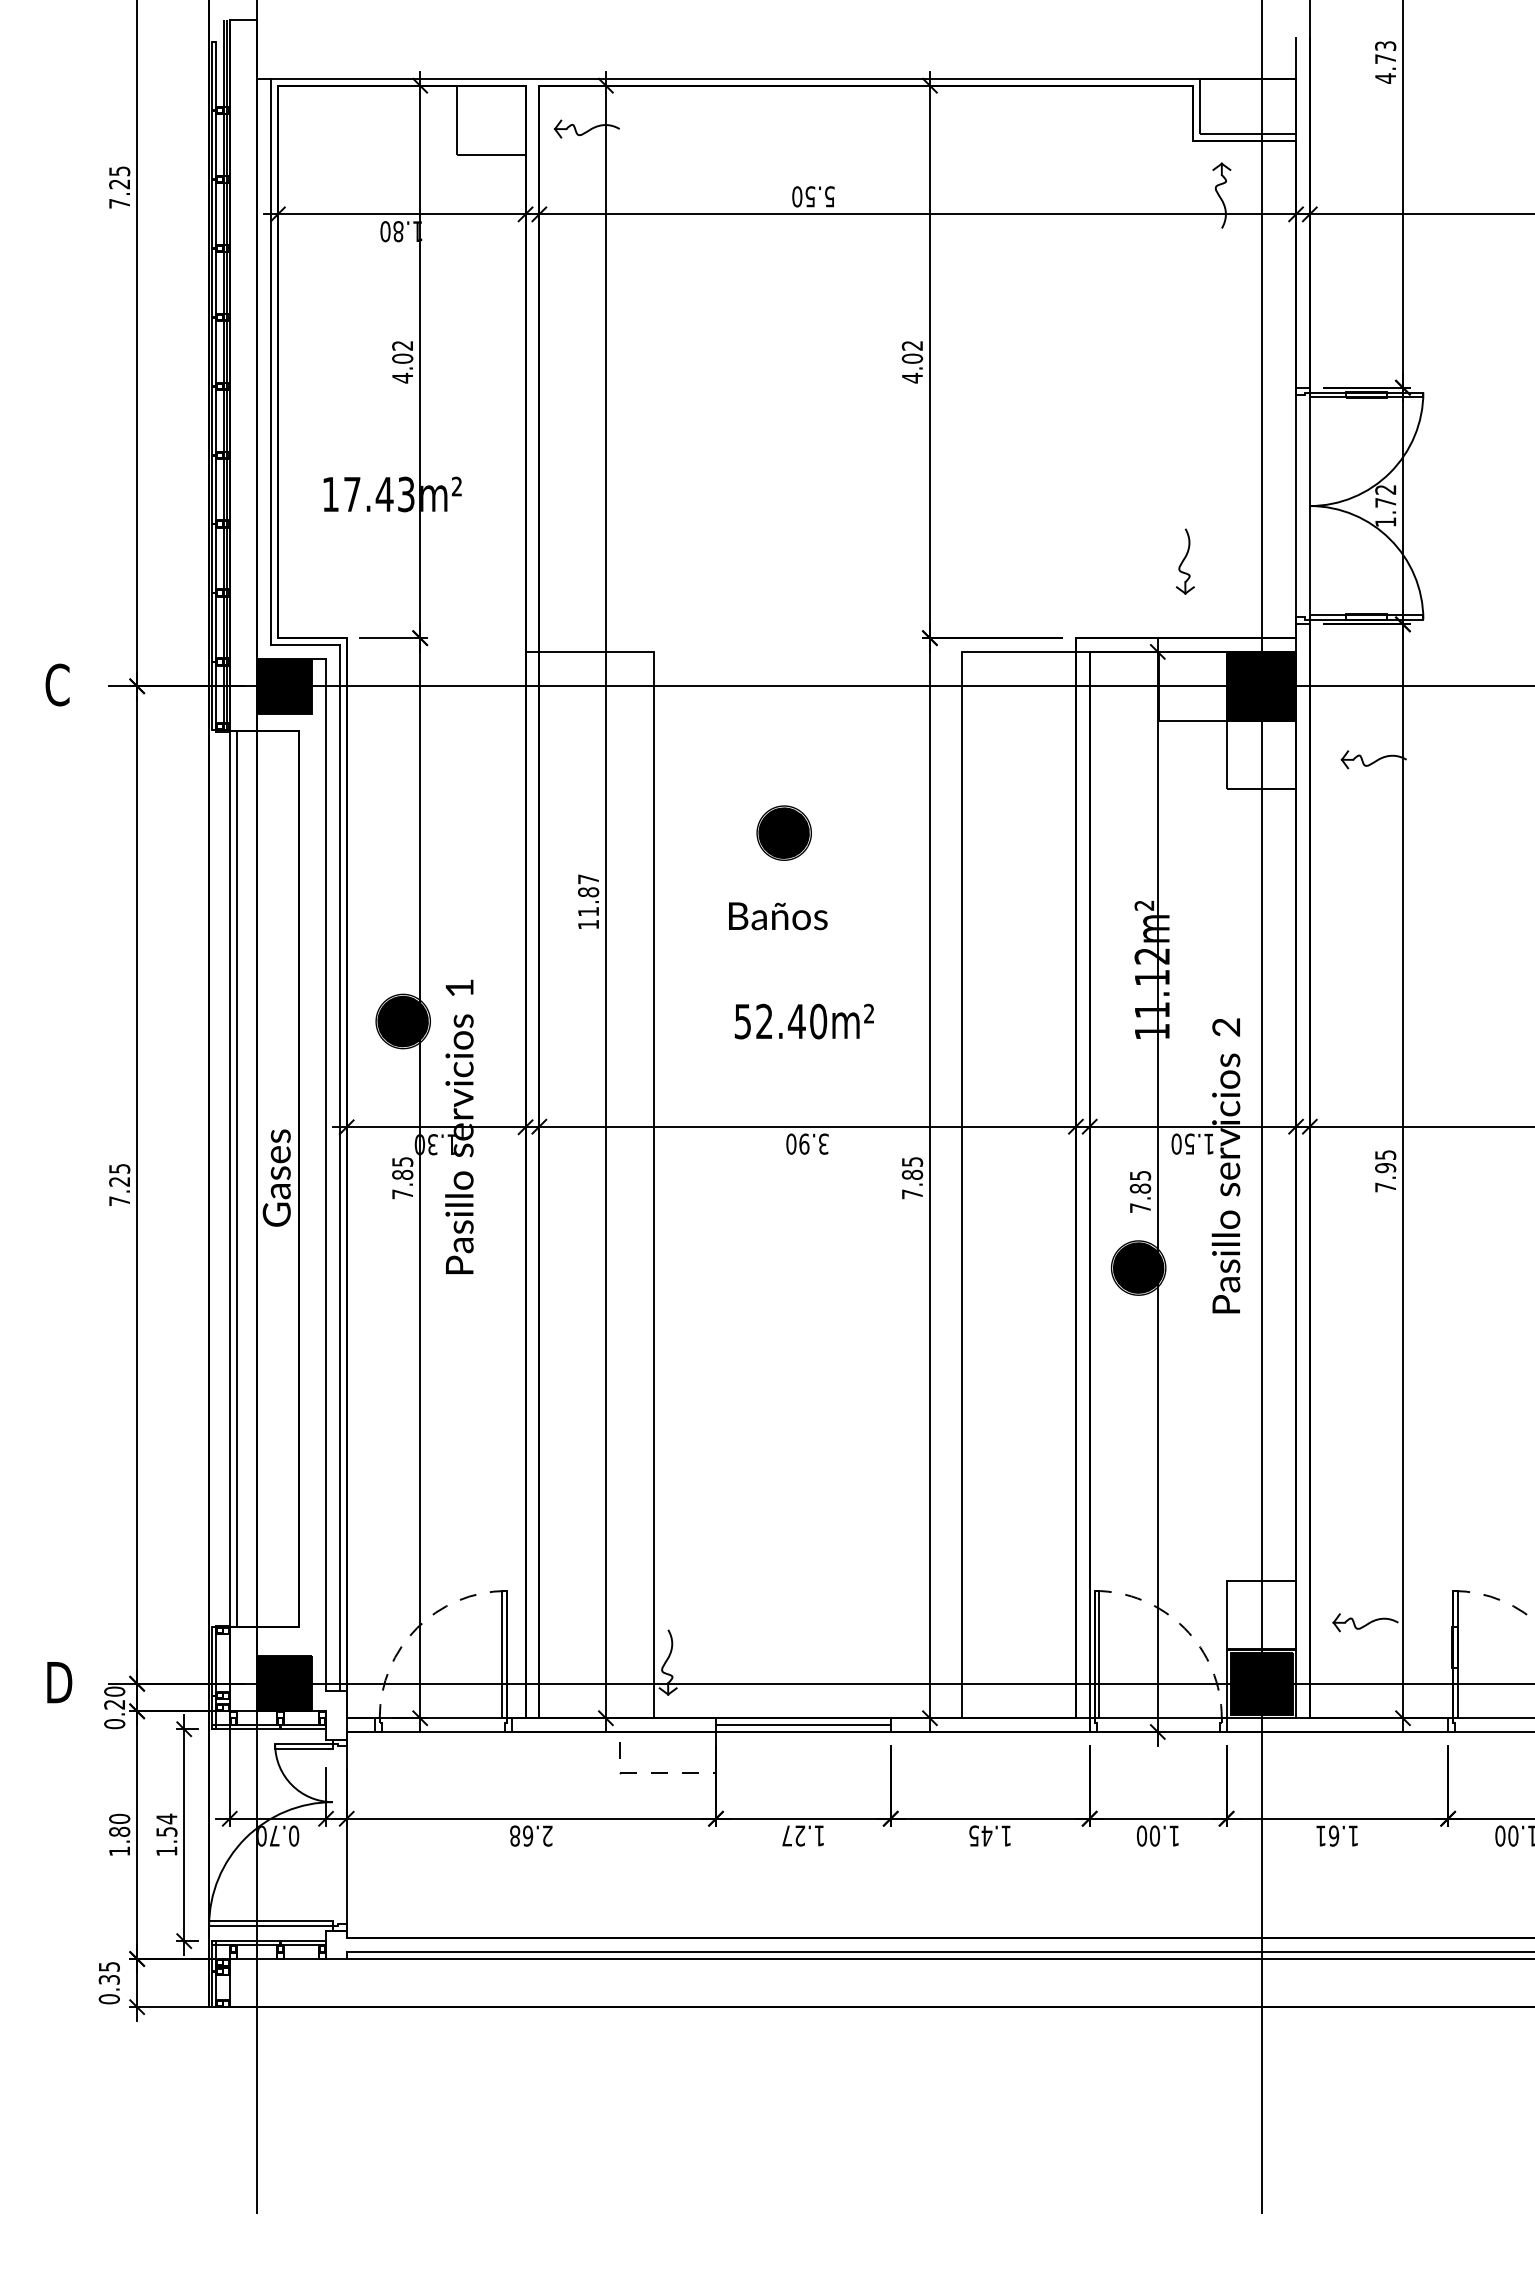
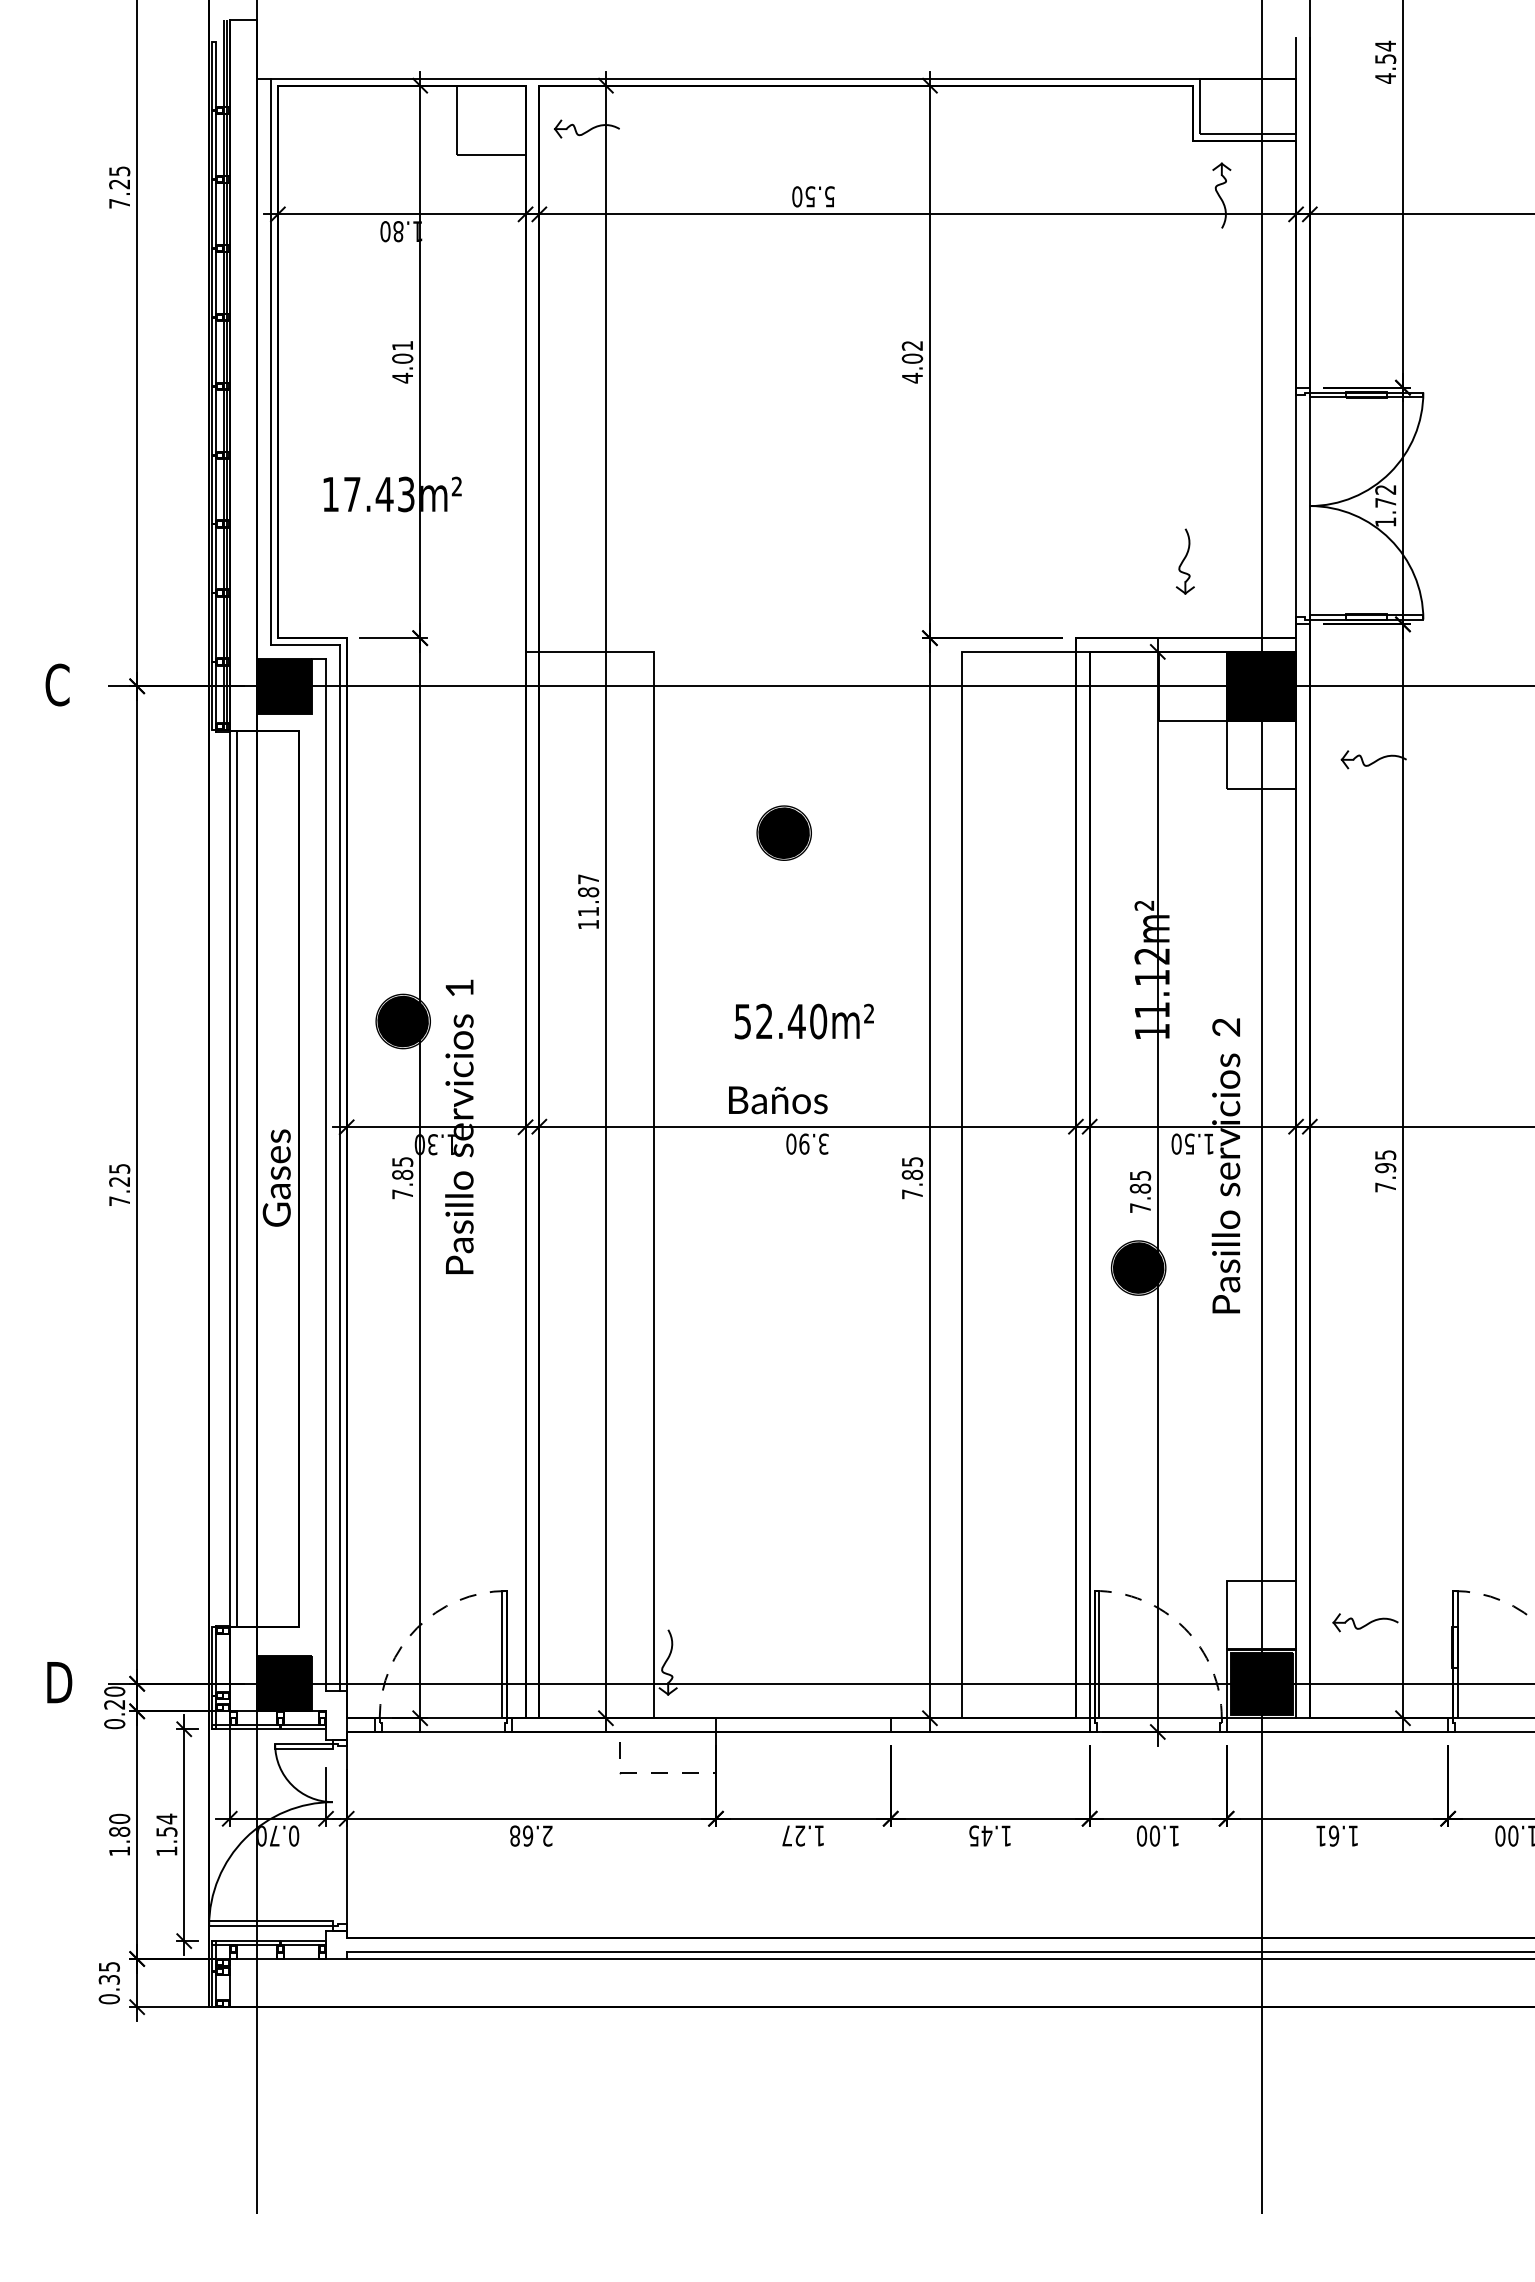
text: 4.73 -> 4.54 (1385, 51)
text: 4.02 -> 4.01 (402, 345)
text position: (778, 916) -> (778, 1100) (778, 1100)
line: present -> none (803, 1725)
